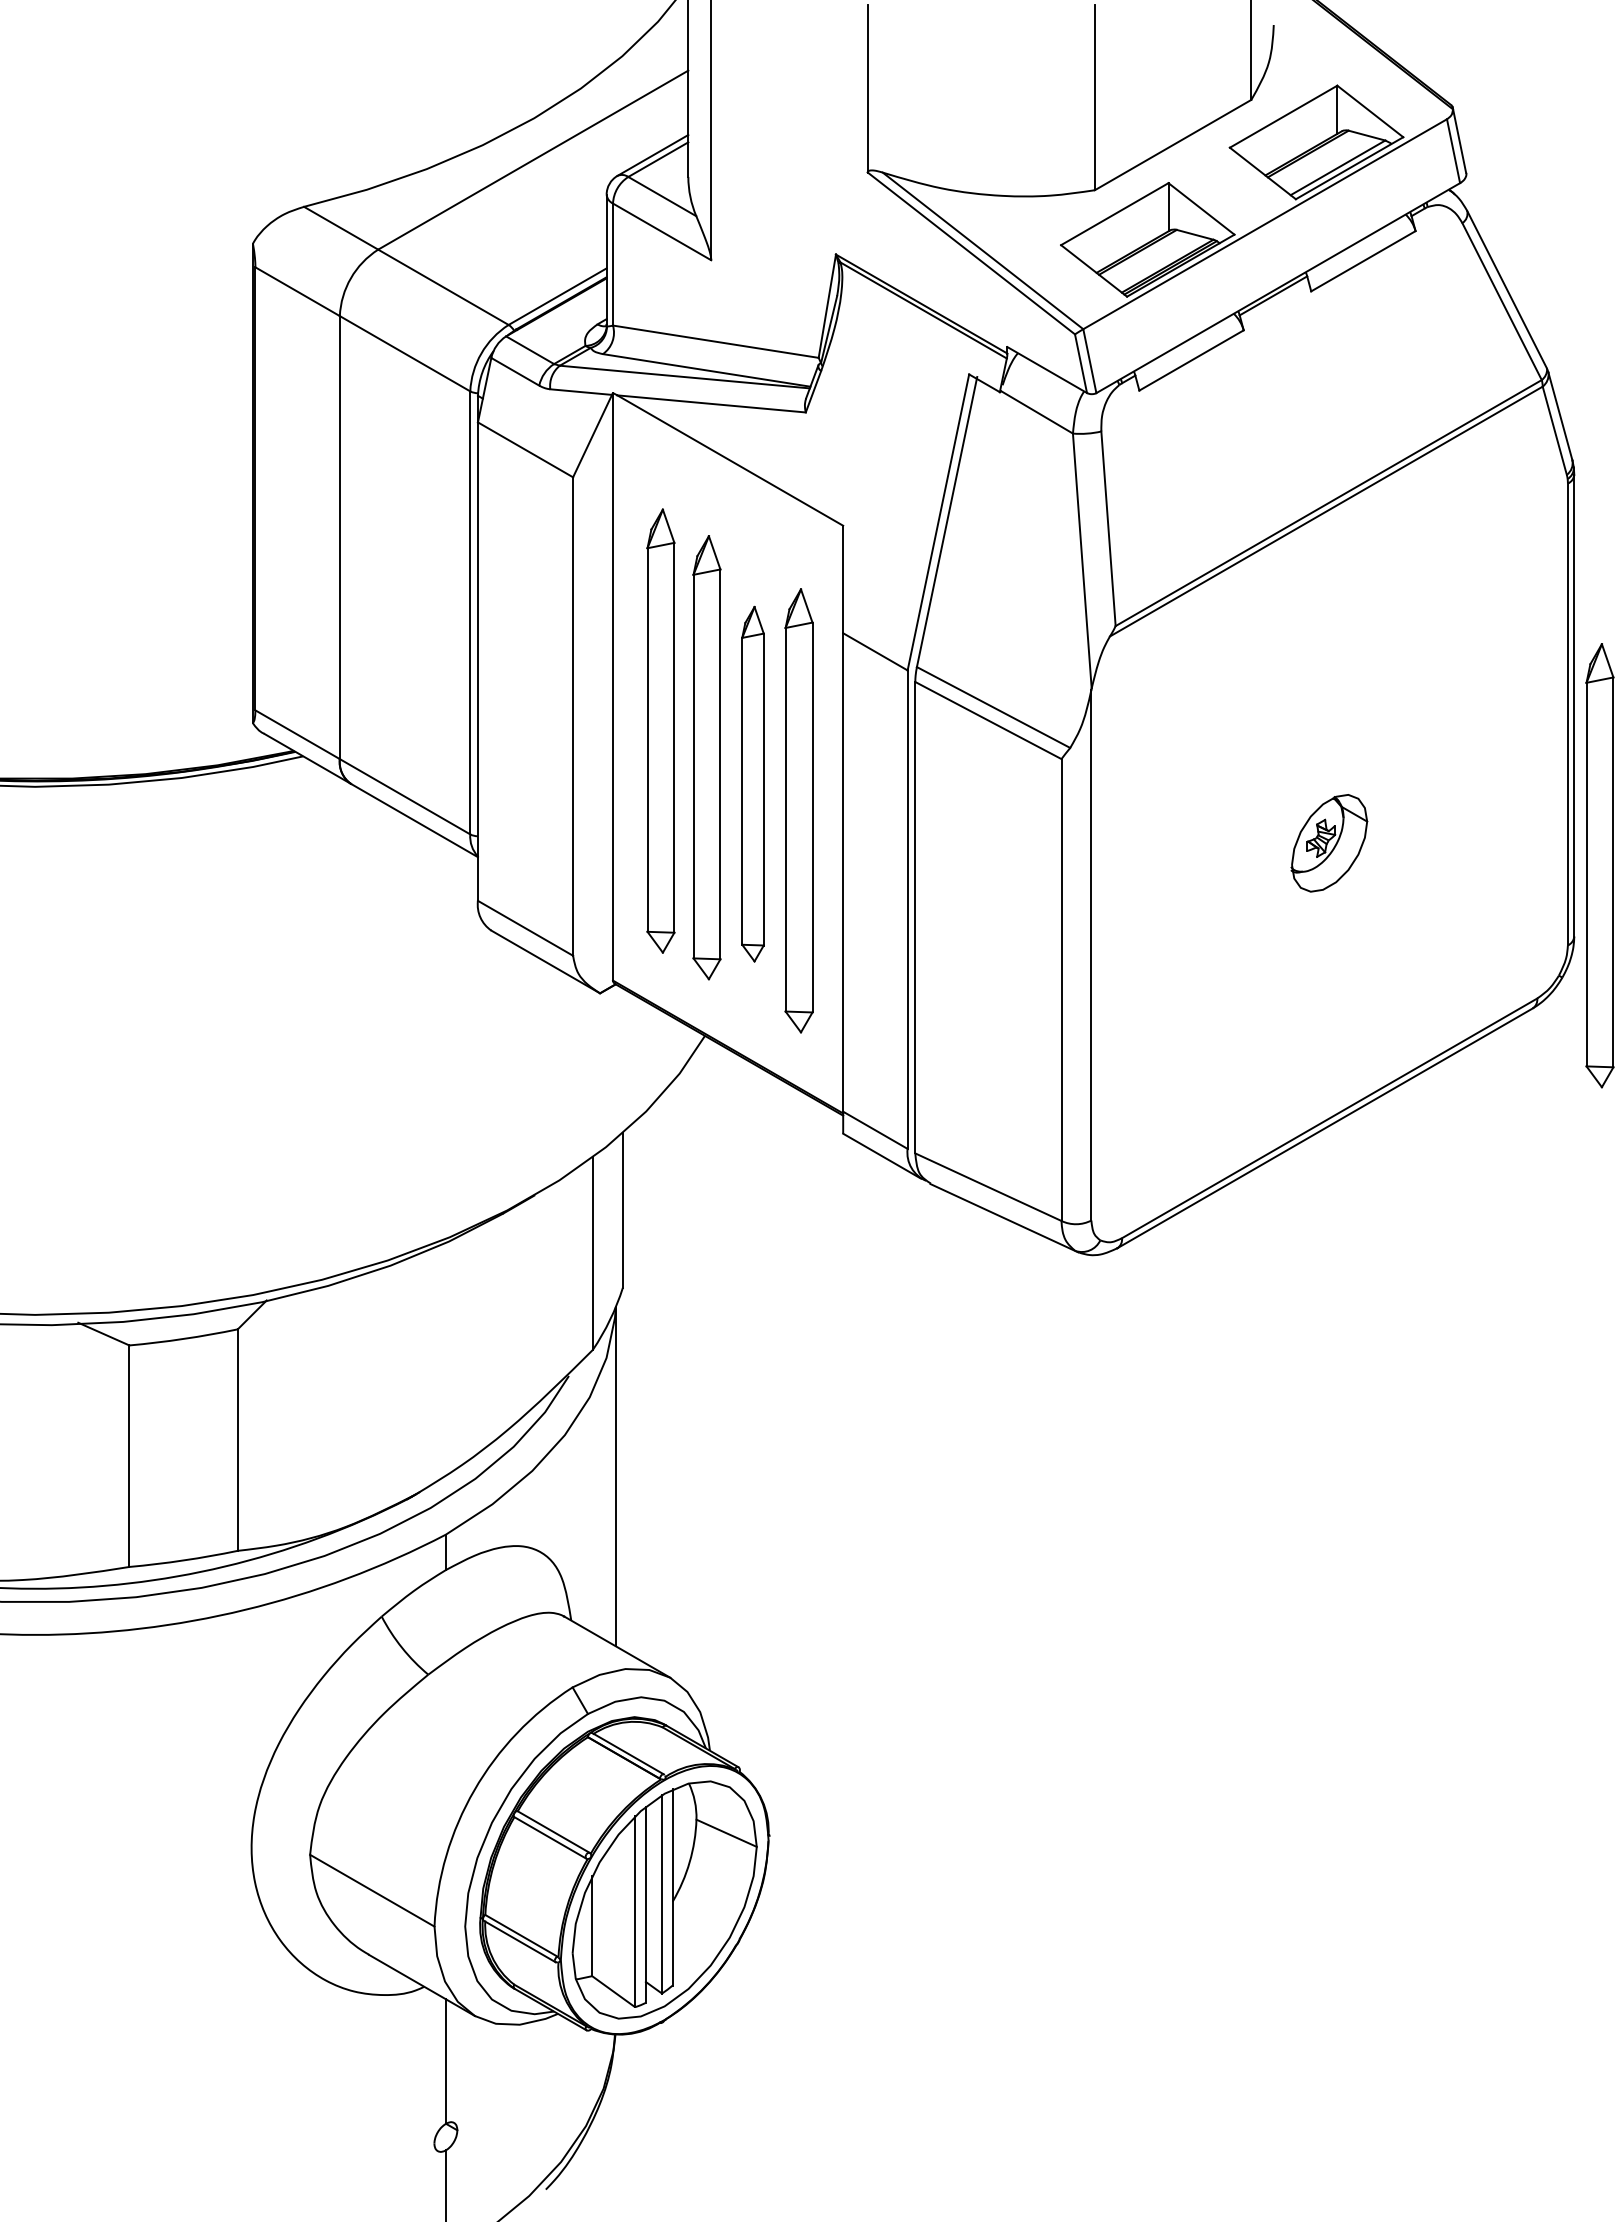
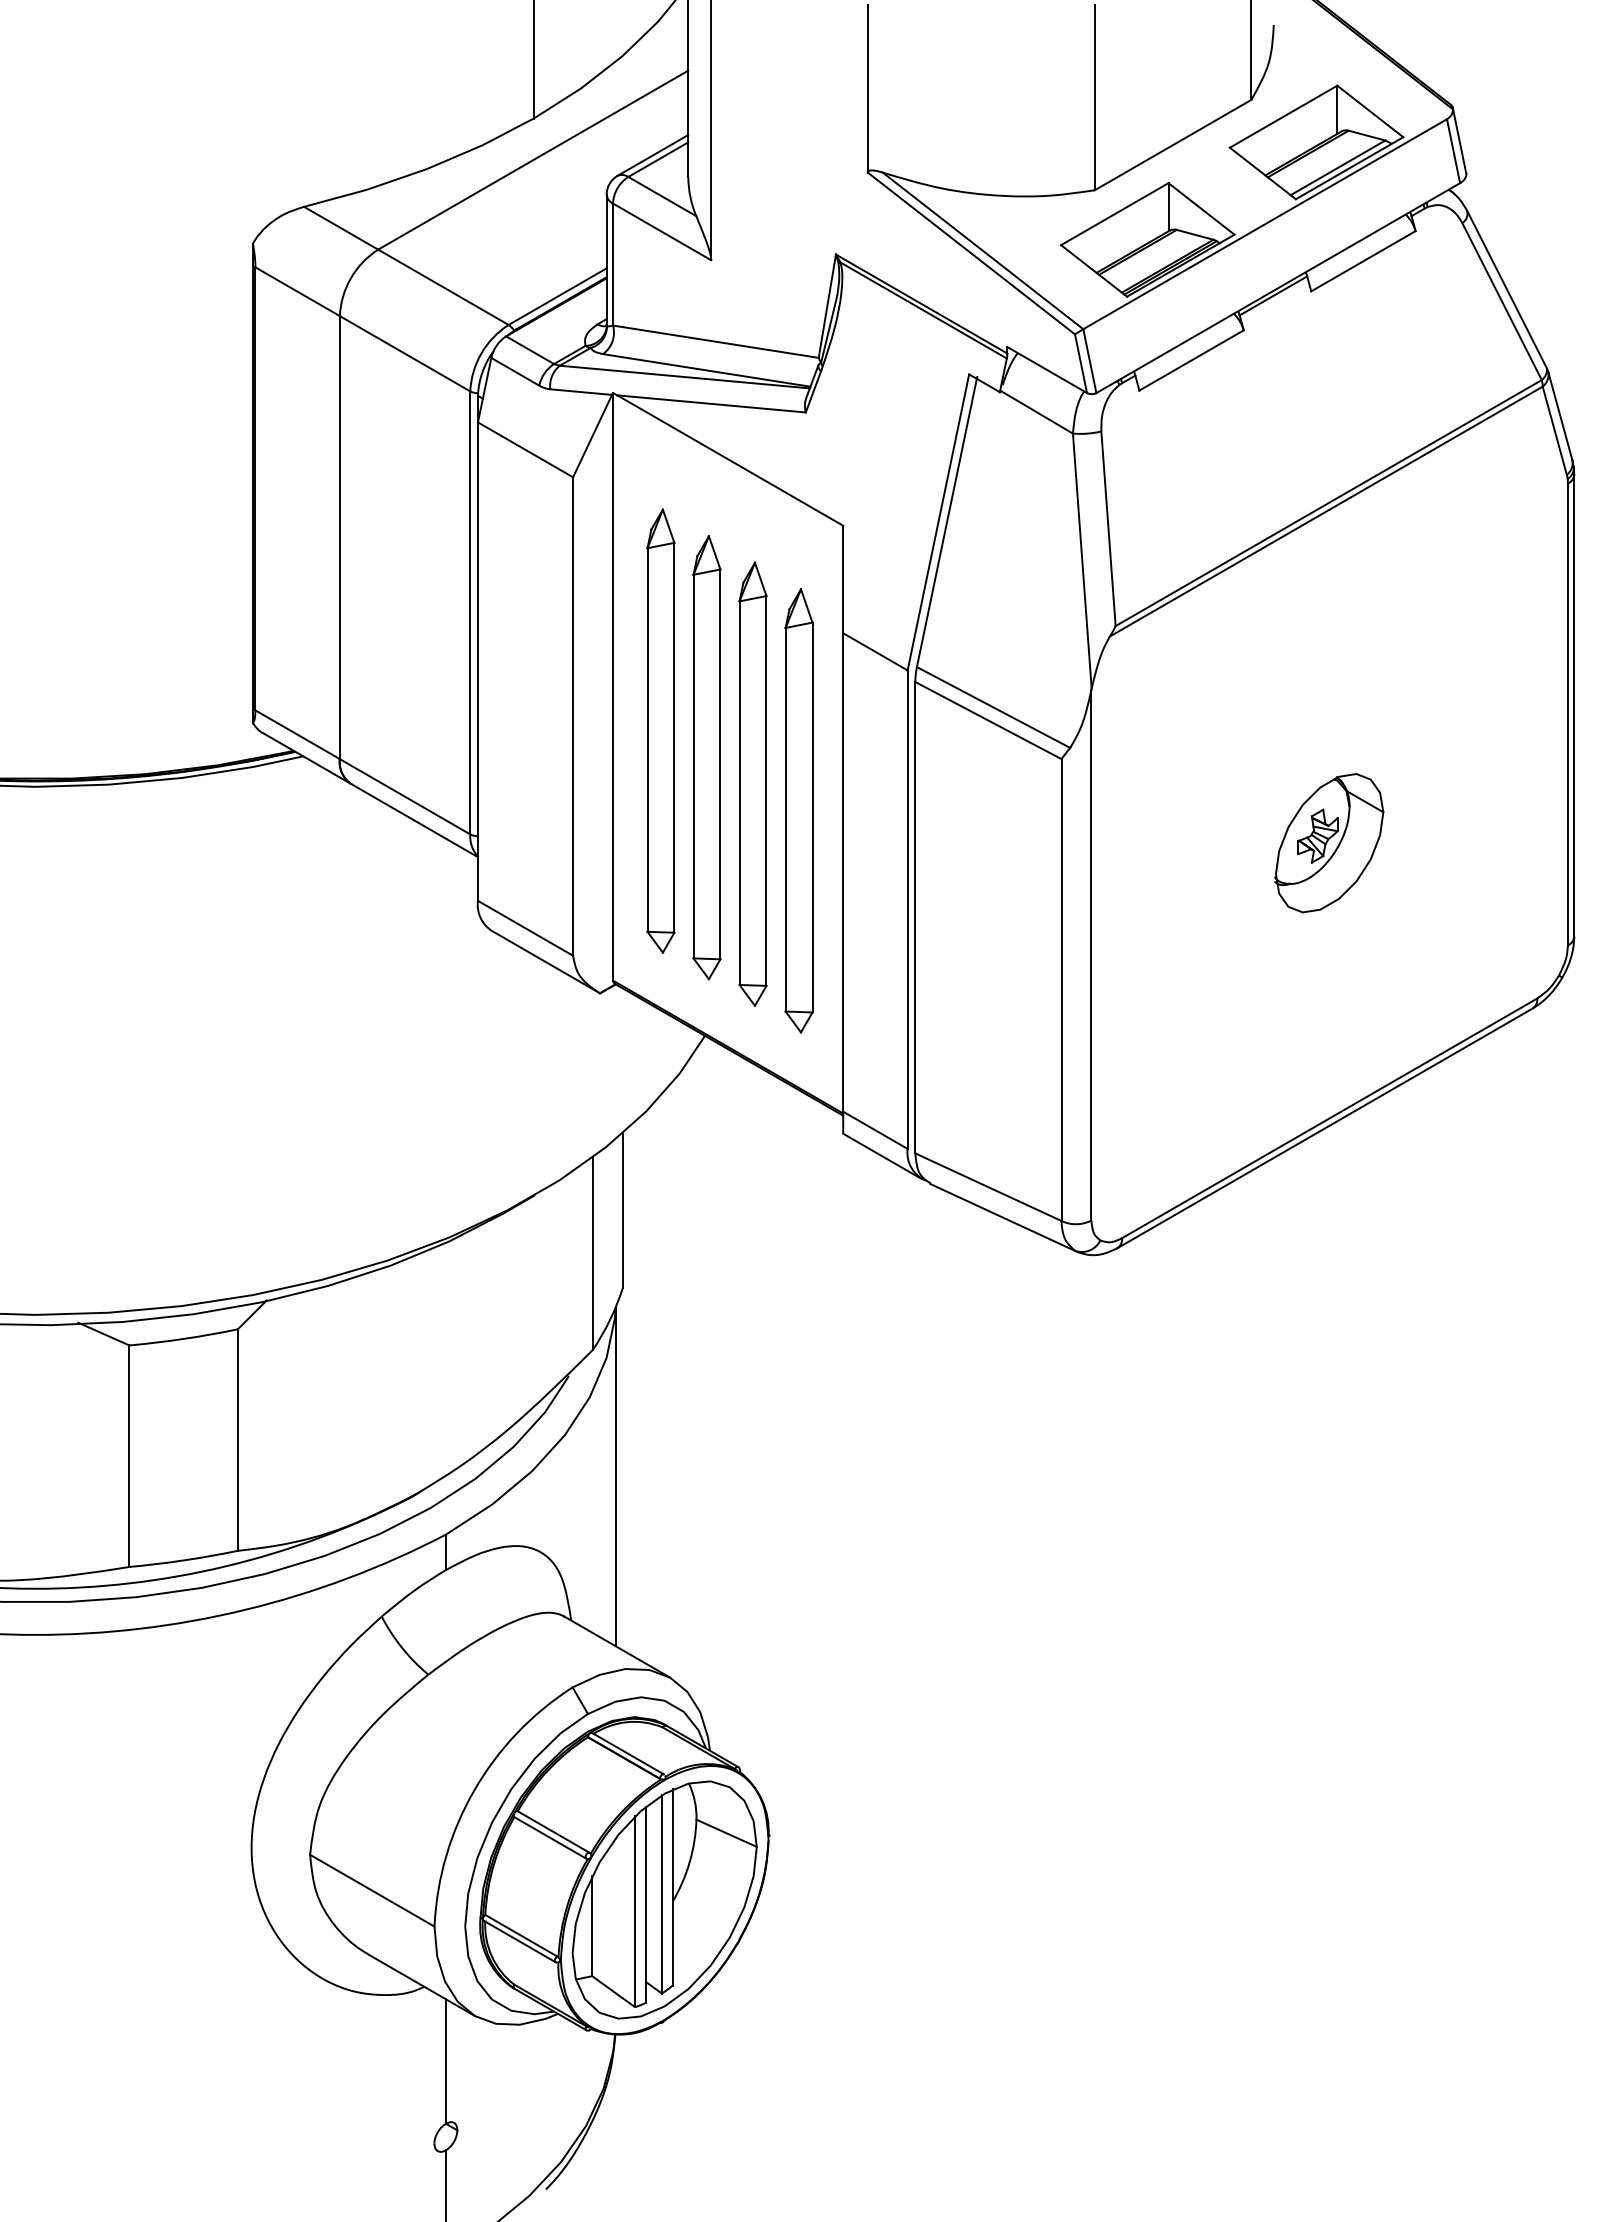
line: none -> present (533, 60)
part size: 24x358 px -> 30x446 px (752, 783)
part size: 79x99 px -> 111x141 px (1329, 843)
part: present -> none (1599, 865)
